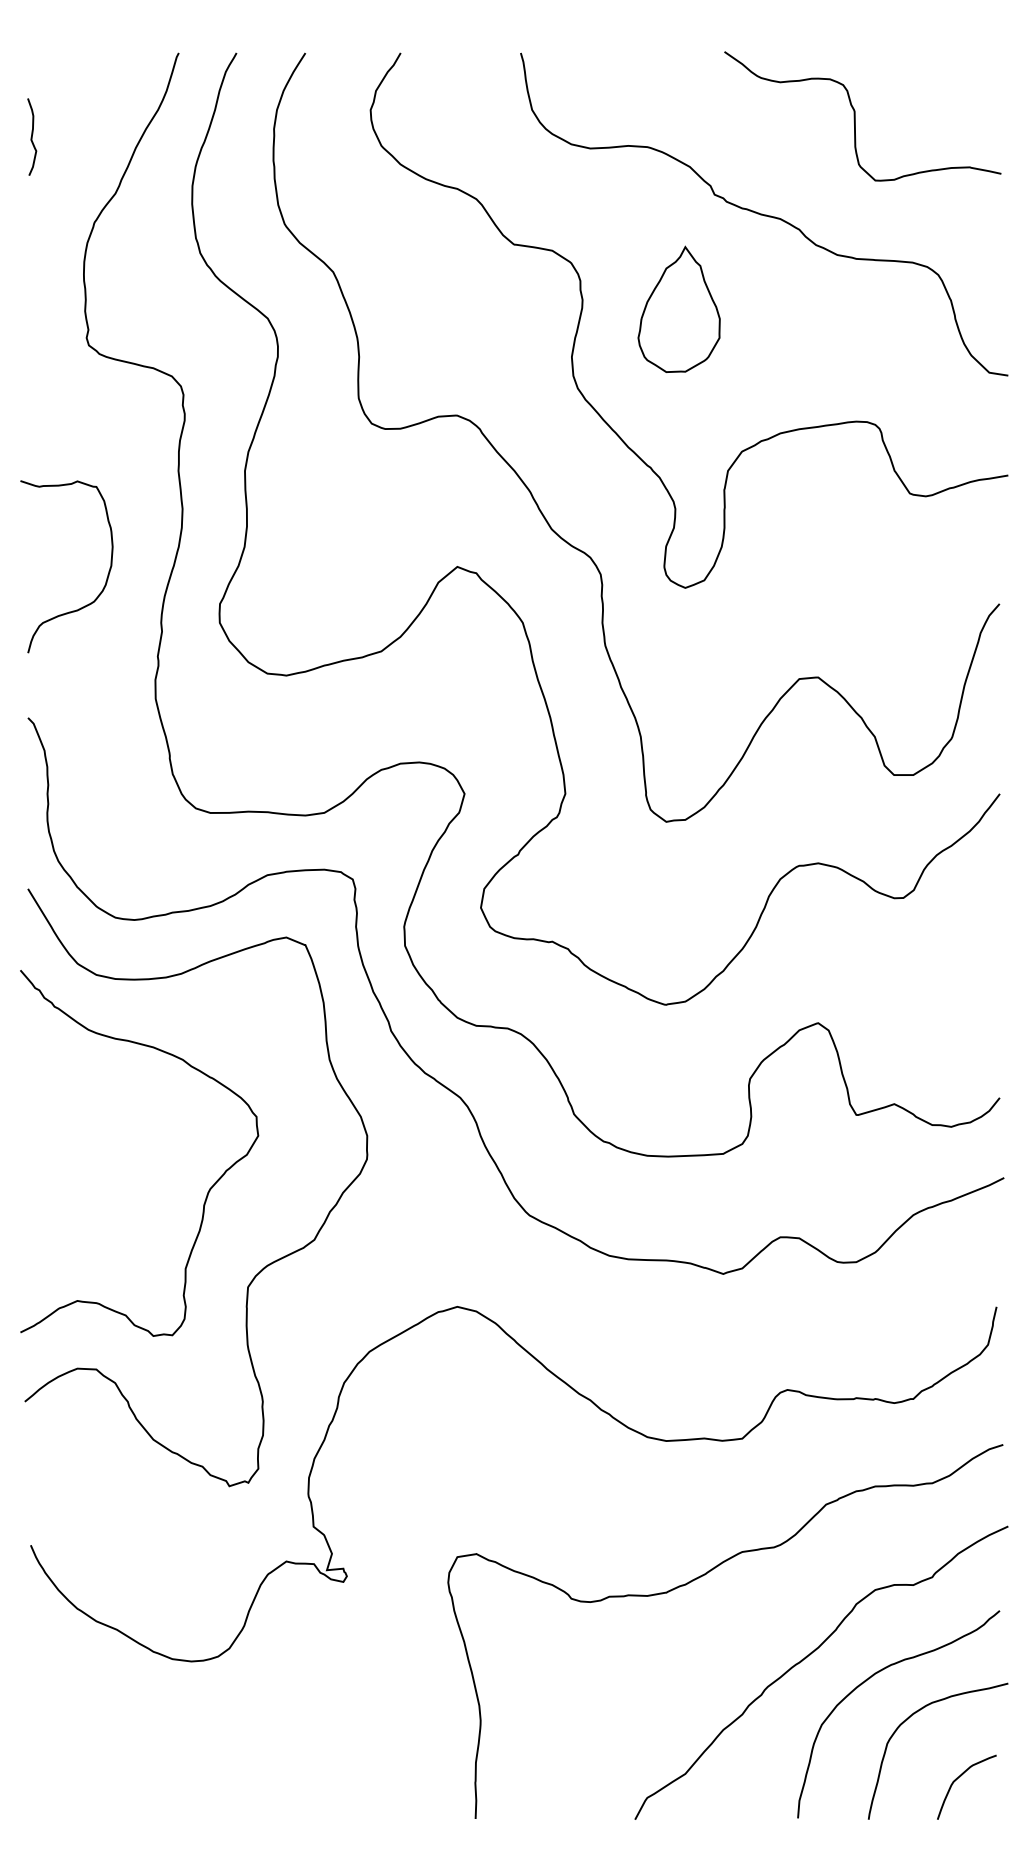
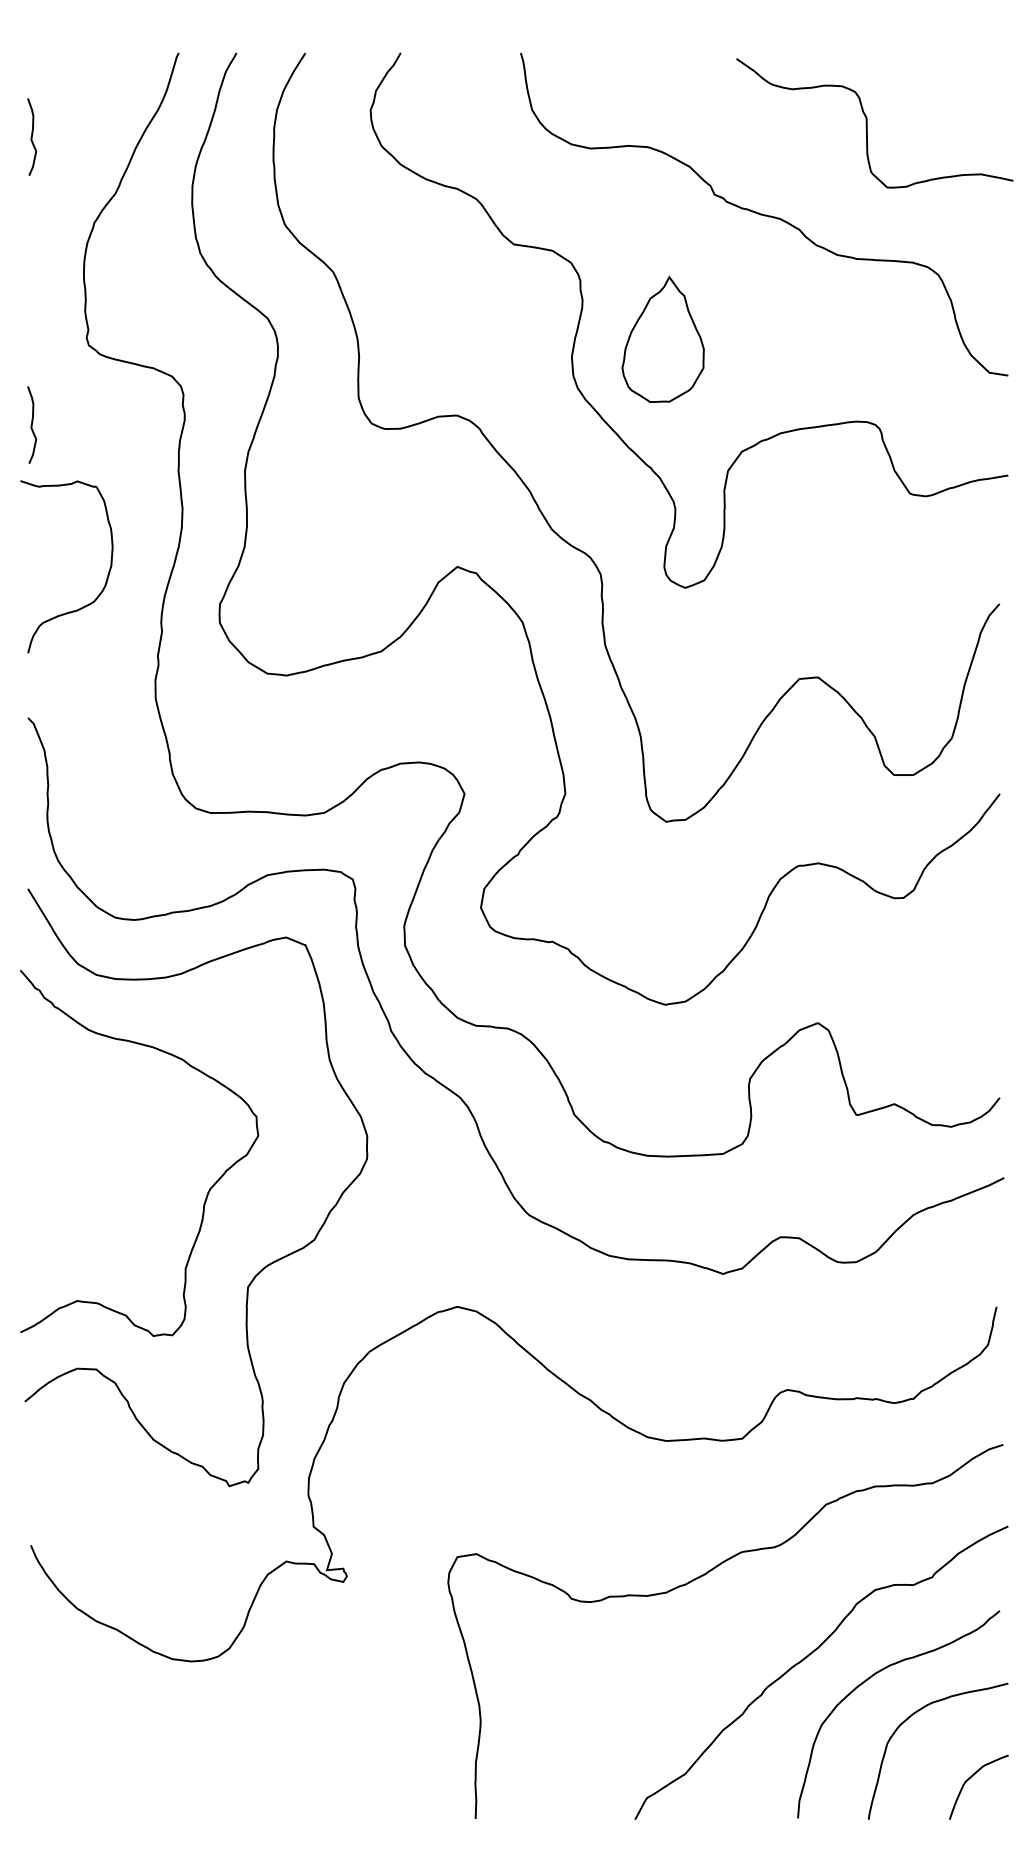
curve position: (855, 116) -> (867, 123) (867, 123)
part position: (678, 308) -> (662, 338) (662, 338)
curve: none -> present (32, 424)
curve position: (961, 1776) -> (973, 1776) (973, 1776)
